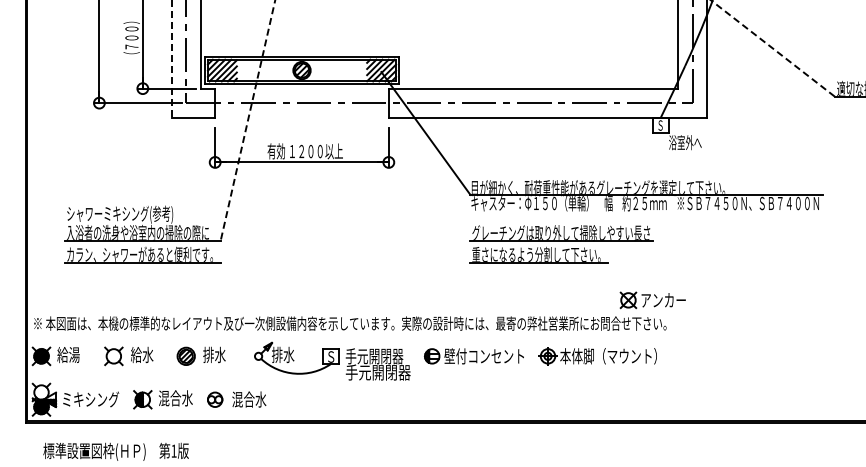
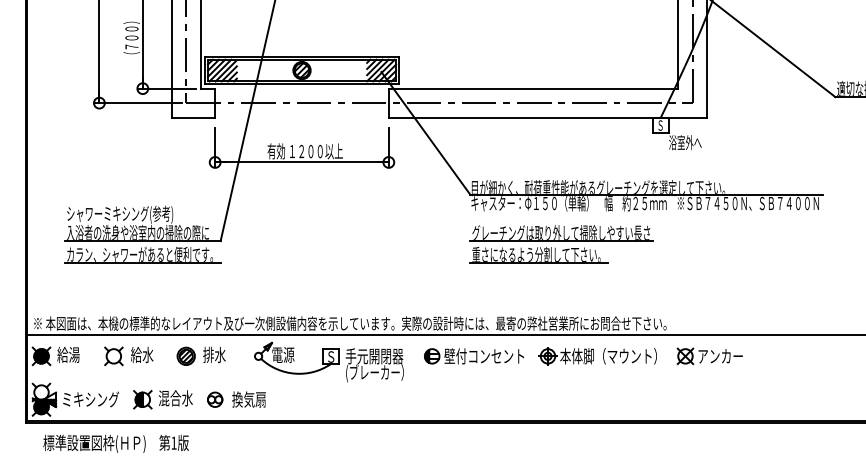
line: dashed -> solid (773, 48)
line: dashed -> solid (171, 59)
line: dashed -> solid (247, 121)
part position: (652, 300) -> (709, 356) (709, 356)
line: none -> present (444, 334)
text: 排水 -> 電源 (282, 354)
text: 手元開閉器 -> (ブレーカー） (377, 373)
text: 混合水 -> 換気扇 (249, 399)
text position: (115, 451) -> (115, 443) (115, 443)
